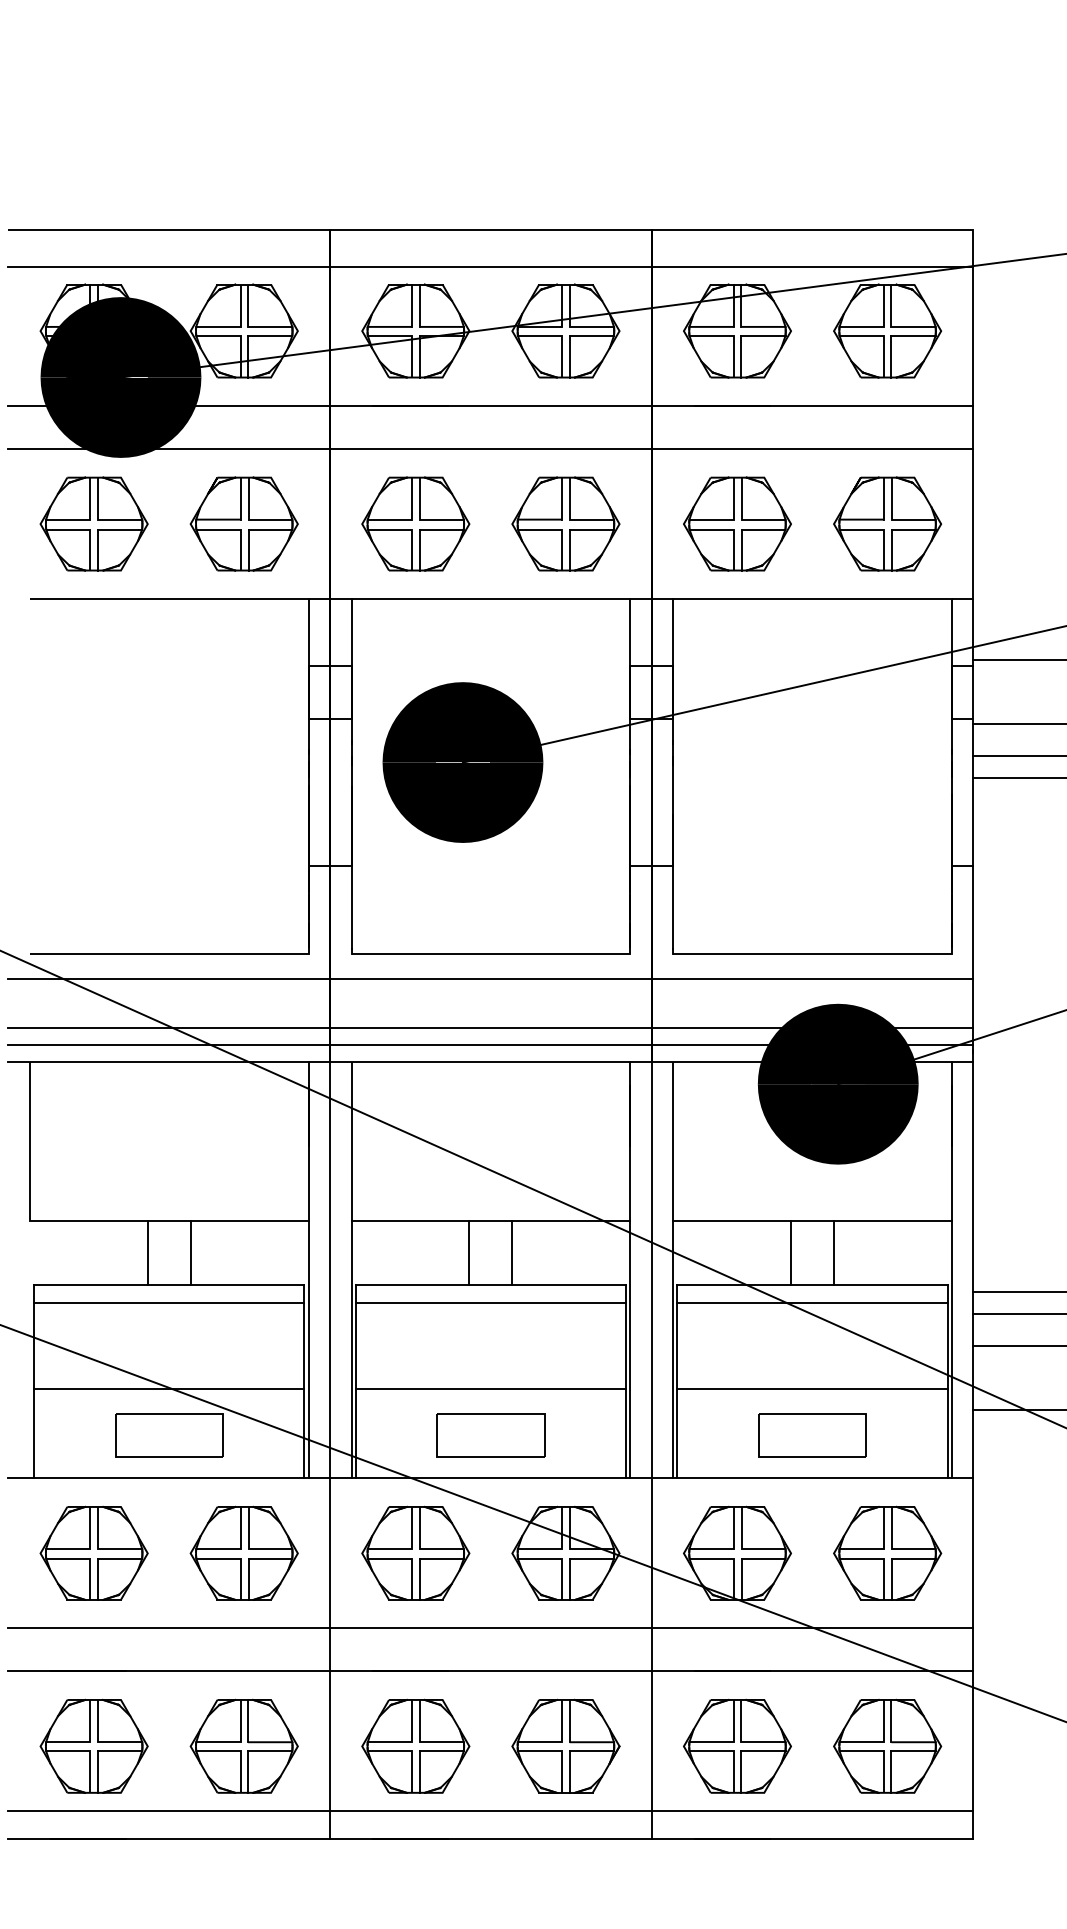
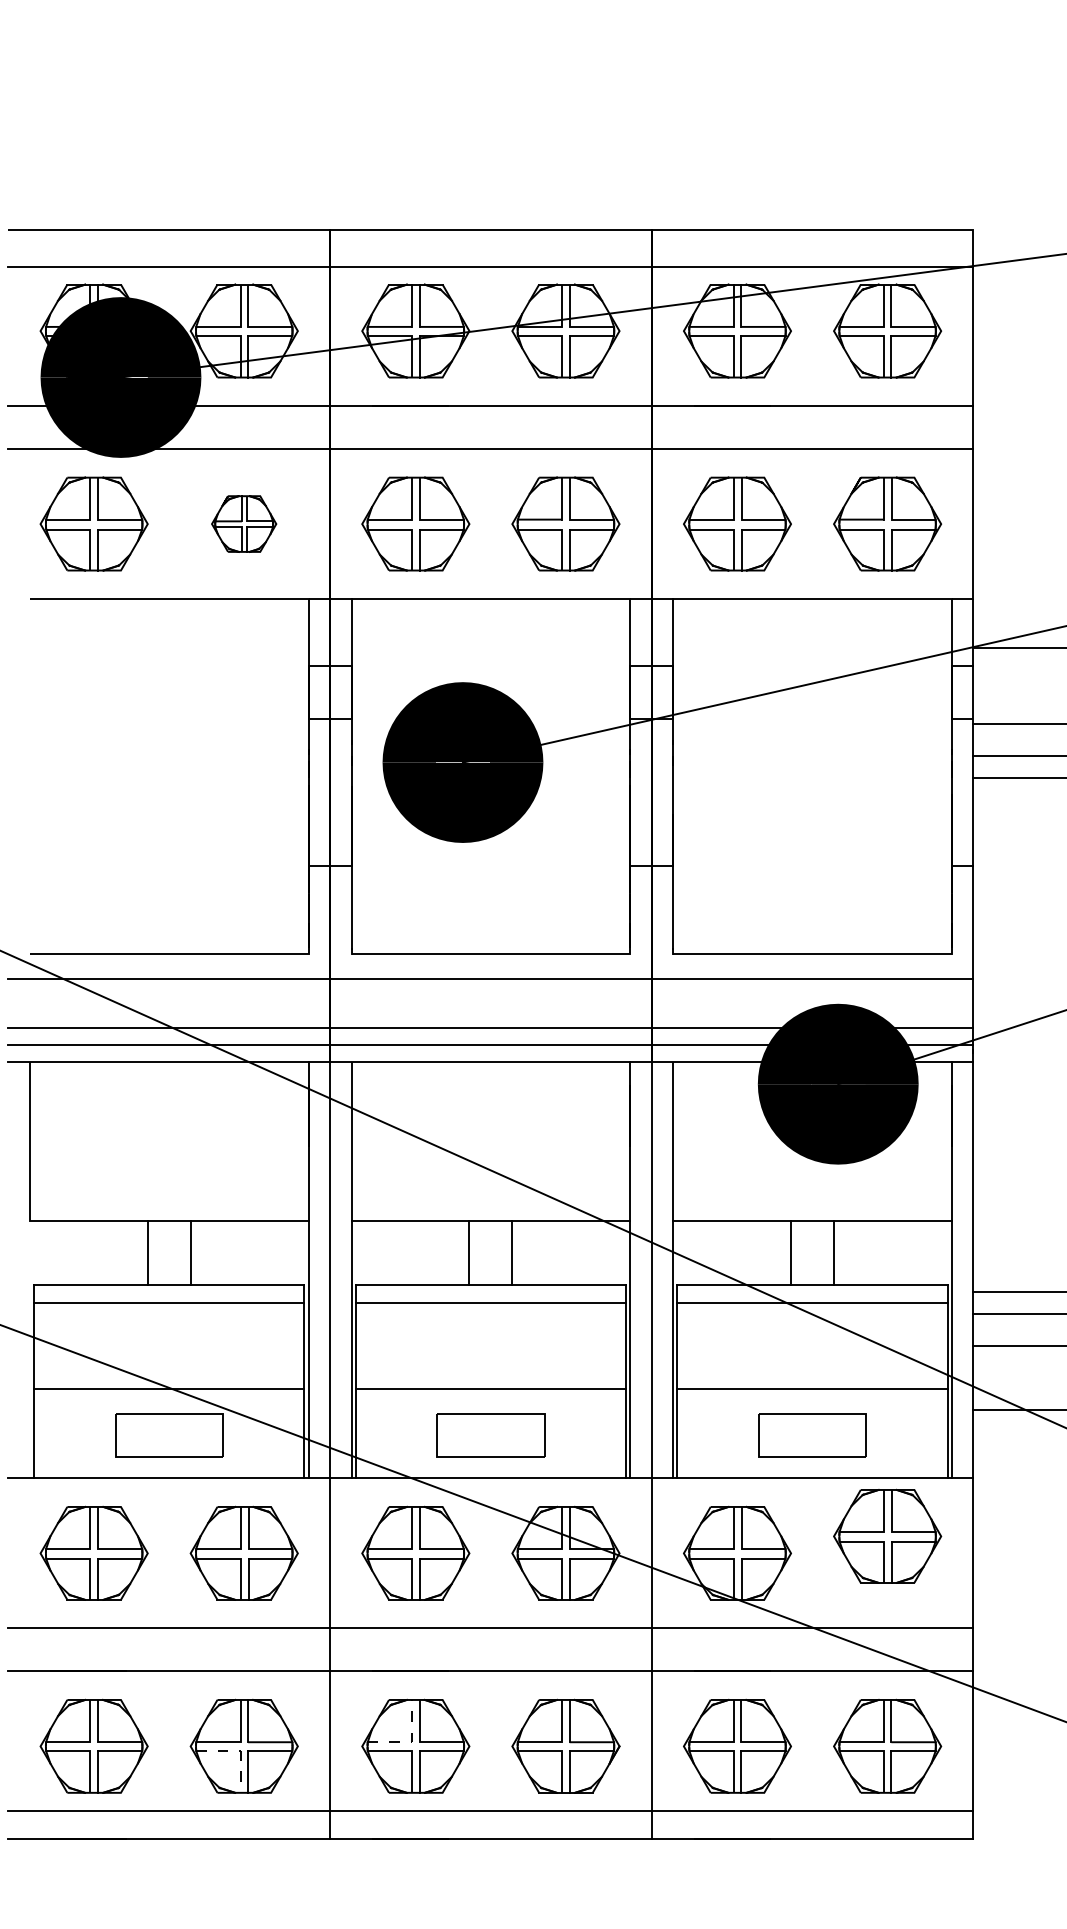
part size: 110x96 px -> 67x58 px (244, 523)
line position: (1018, 659) -> (1018, 647) (1018, 647)
part position: (887, 1552) -> (887, 1535) (887, 1535)
line: solid -> dashed (412, 1742)
line: solid -> dashed (239, 1751)
